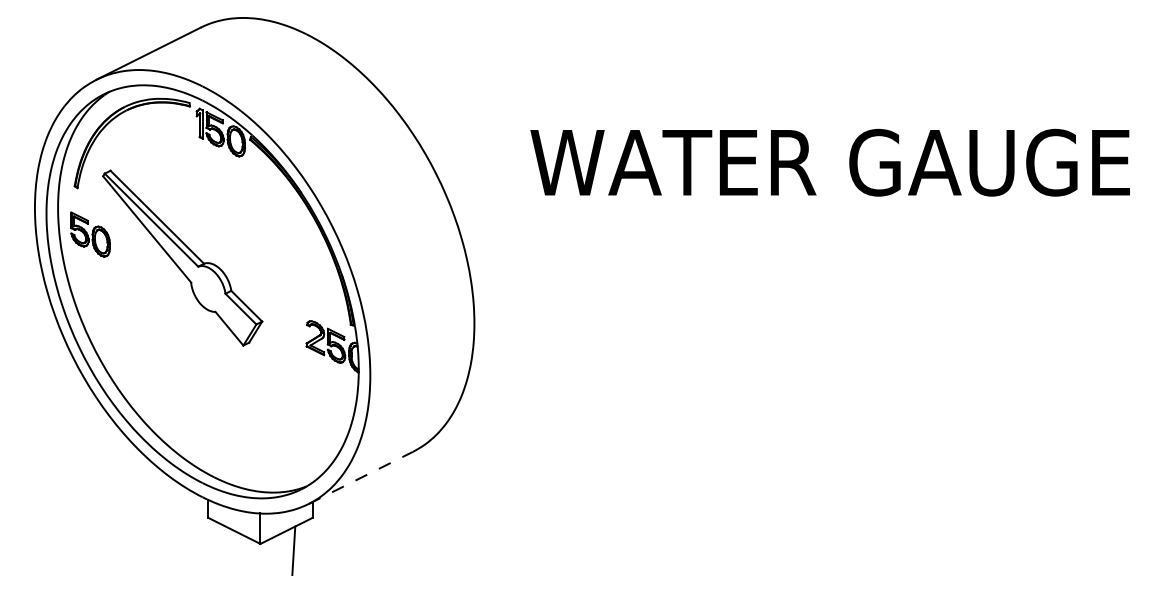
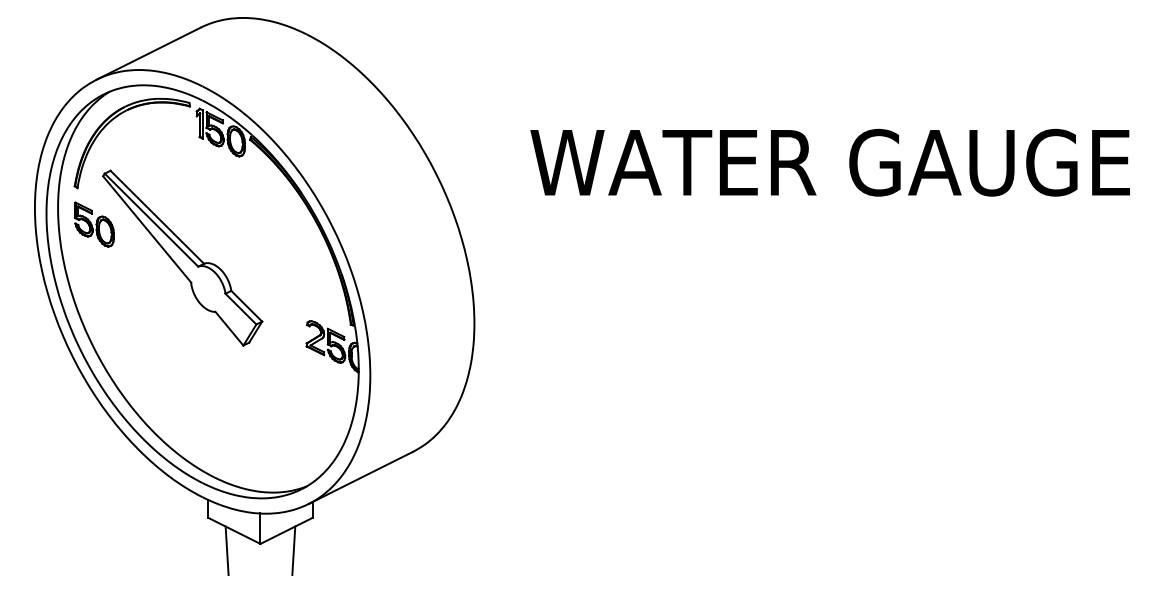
part position: (90, 234) -> (94, 224) (94, 224)
line: dashed -> solid (361, 477)
line: none -> present (226, 550)
